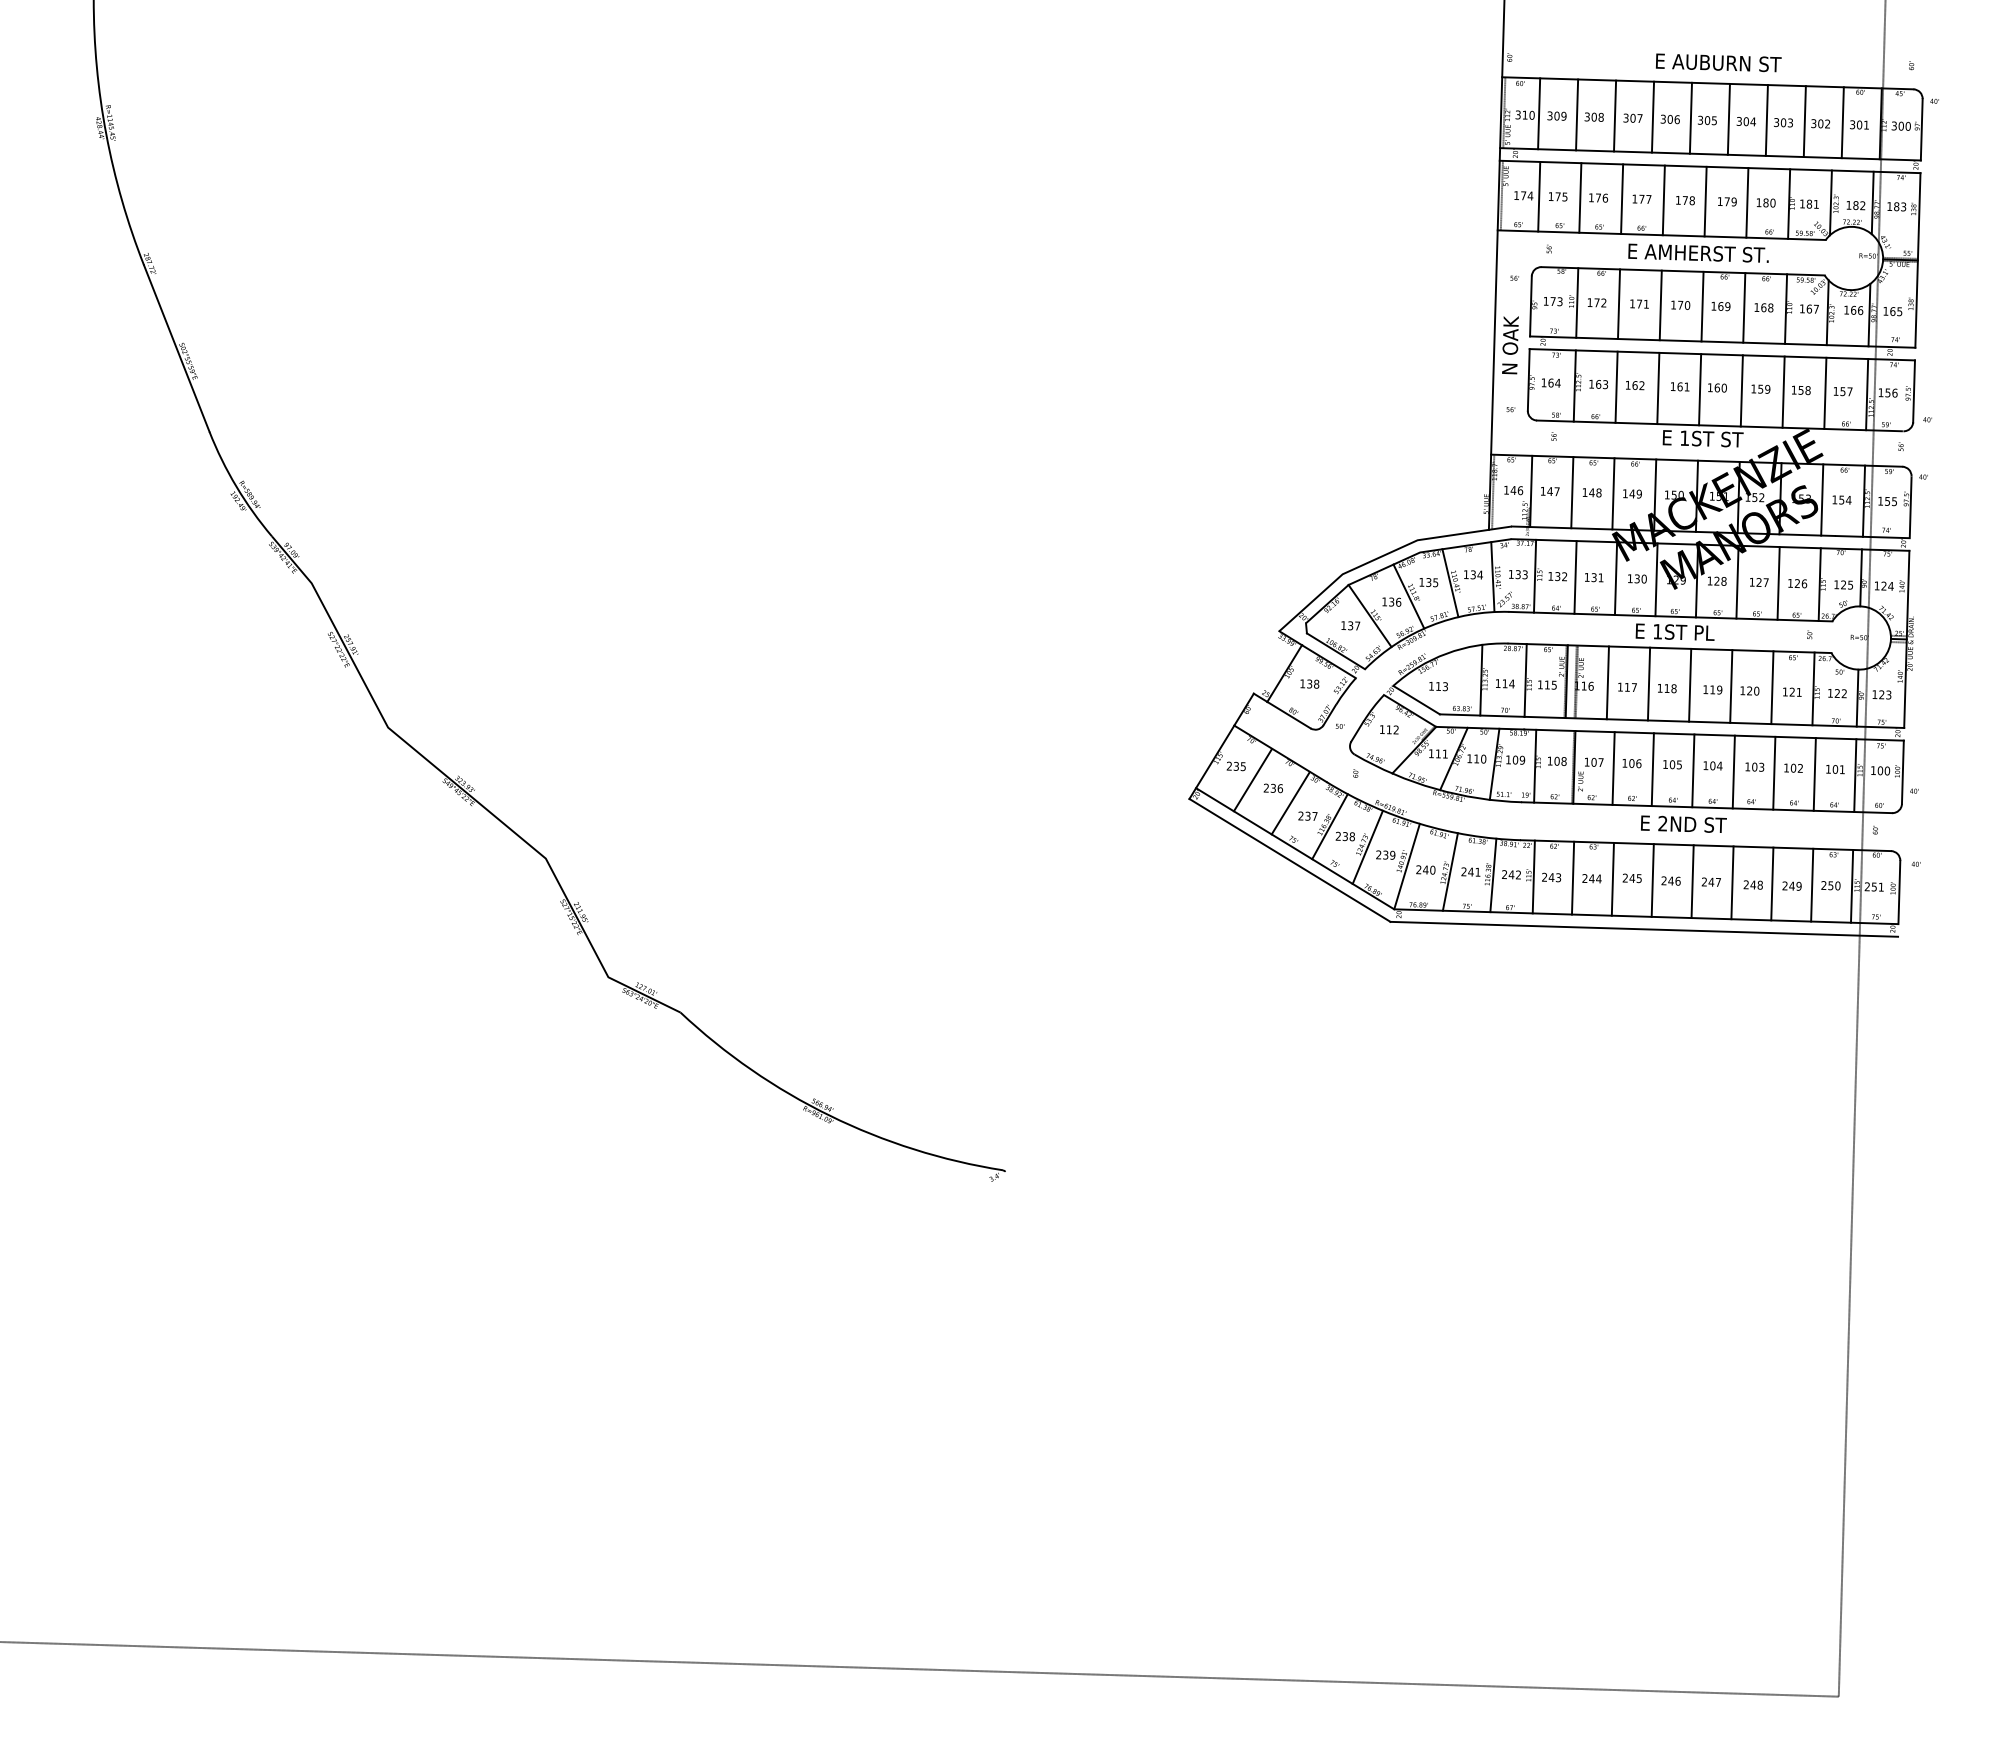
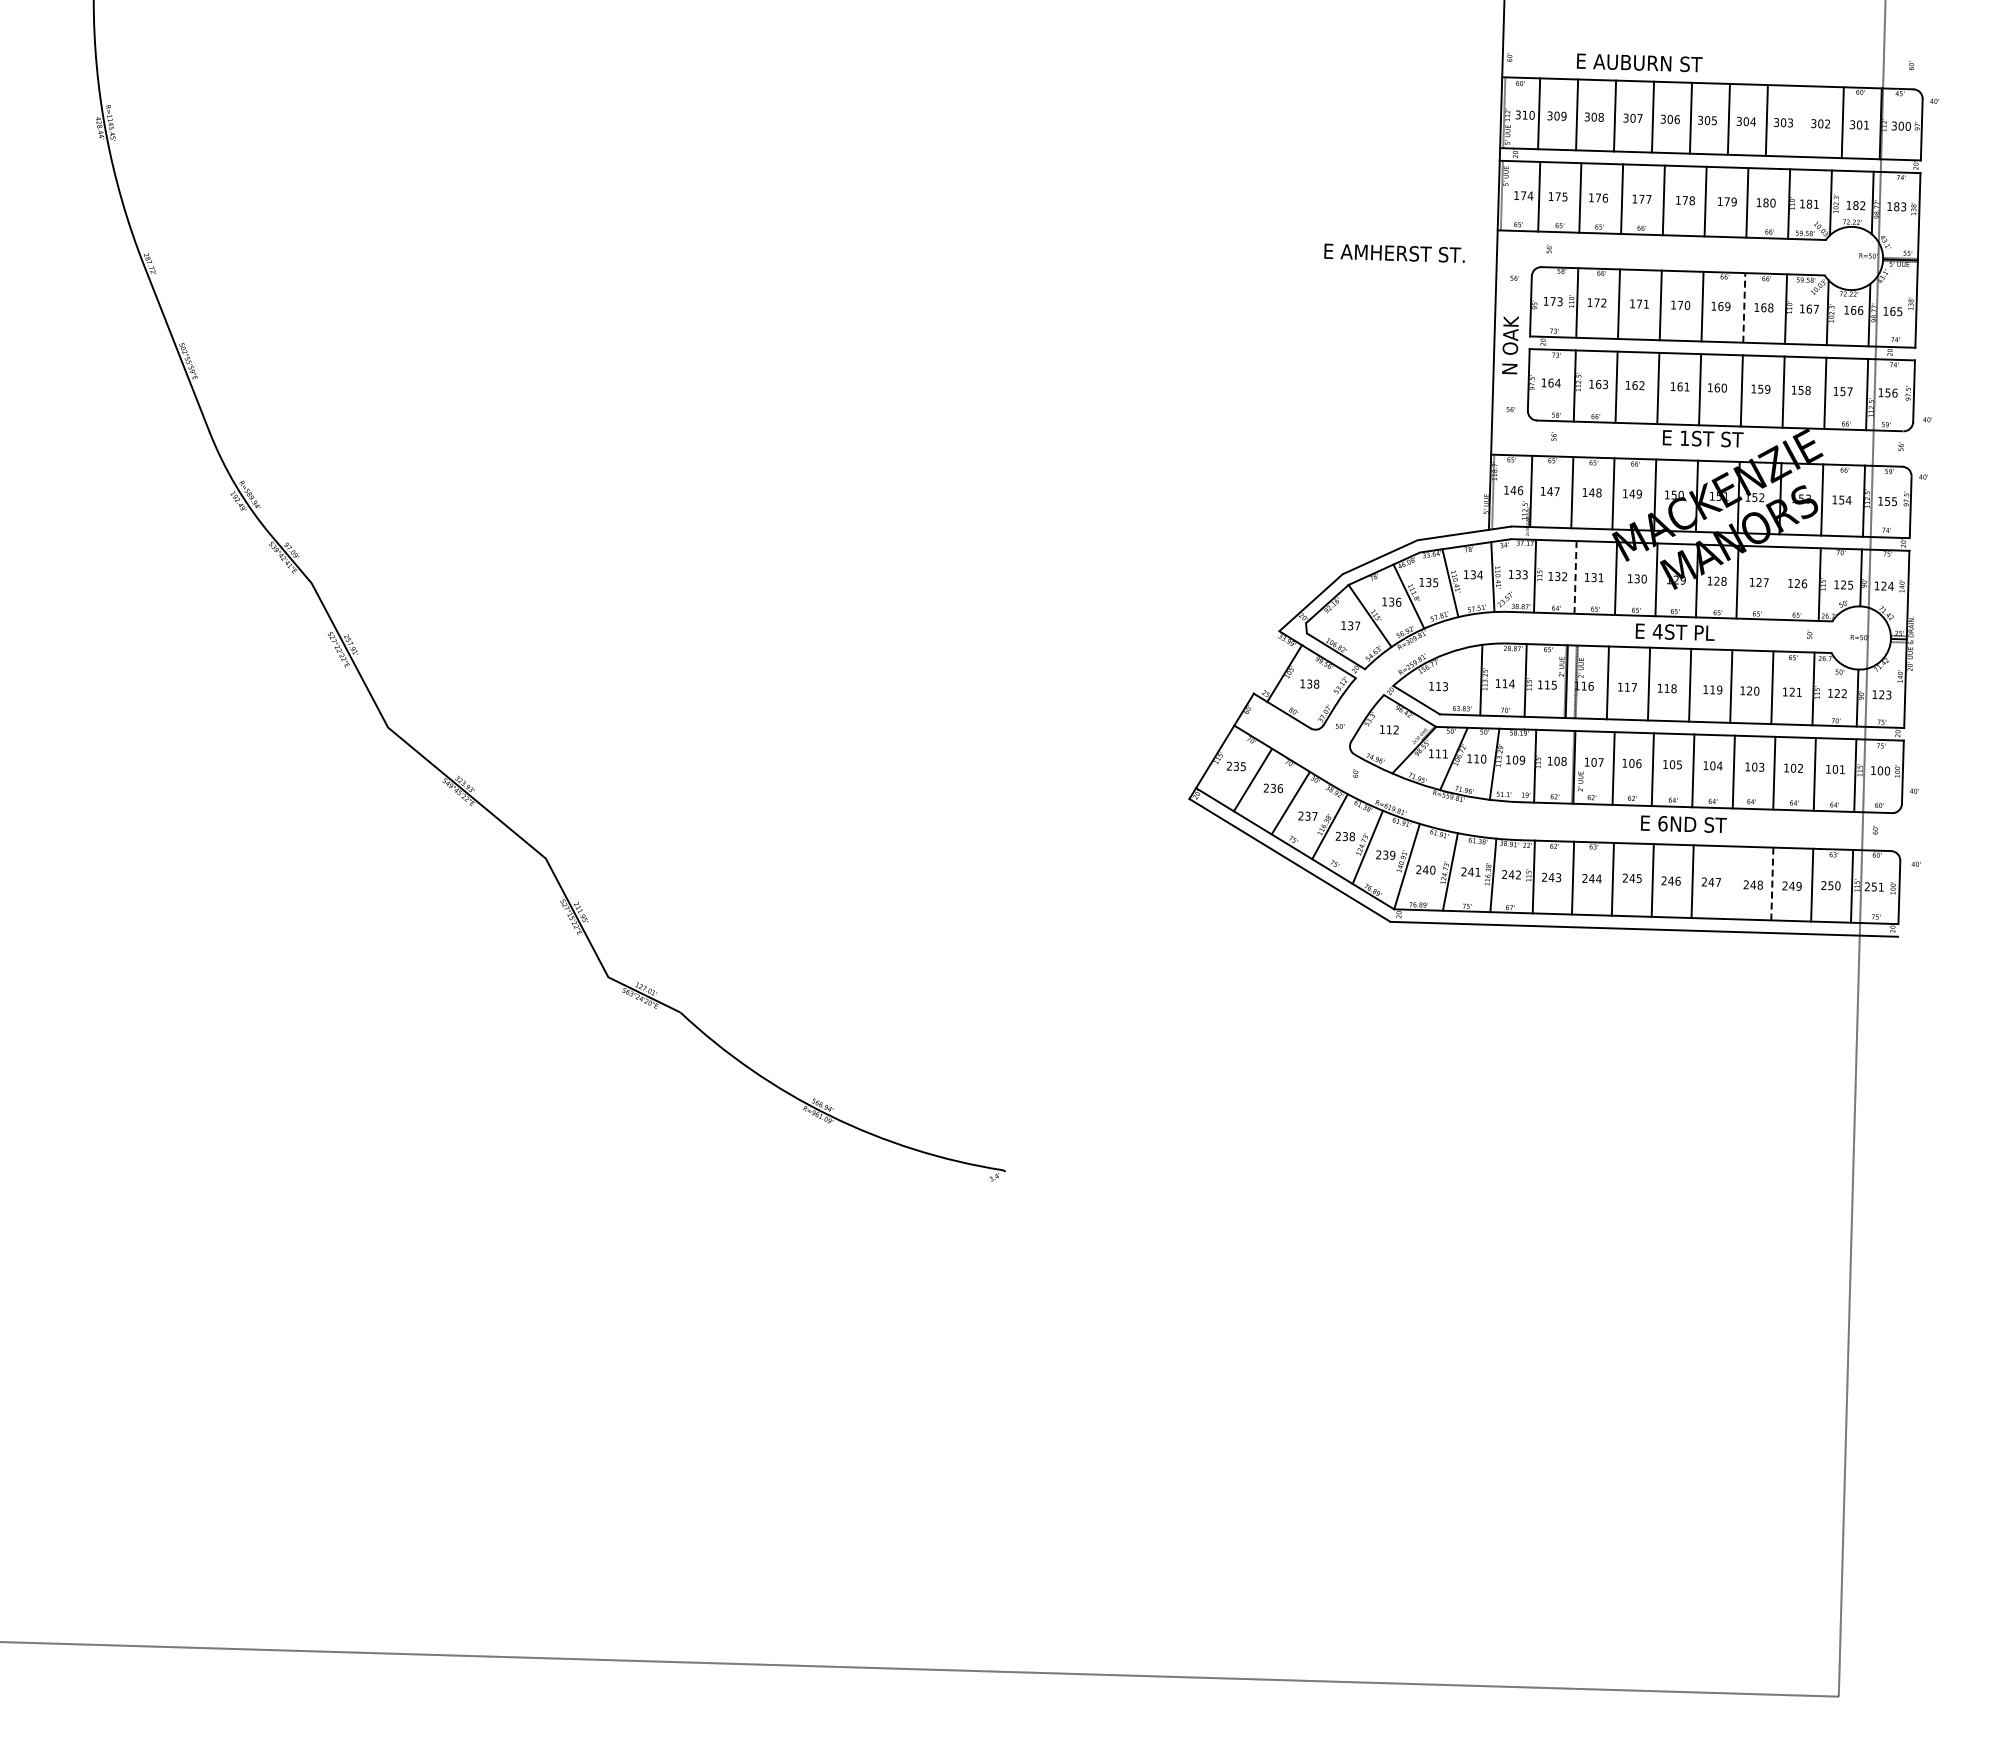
text position: (1718, 62) -> (1639, 62) (1639, 62)
line: present -> none (1804, 121)
text position: (1698, 252) -> (1394, 252) (1394, 252)
line: solid -> dashed (1744, 307)
line: solid -> dashed (1575, 577)
line: present -> none (1778, 583)
text: 1ST -> 4ST (1657, 631)
text: 2ND -> 6ND (1662, 823)
line: present -> none (1732, 882)
line: solid -> dashed (1772, 884)
